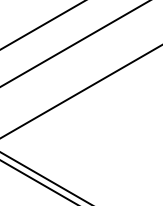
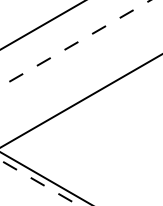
line: solid -> dashed (75, 43)
line position: (80, 91) -> (80, 100) (80, 100)
line: solid -> dashed (39, 182)
